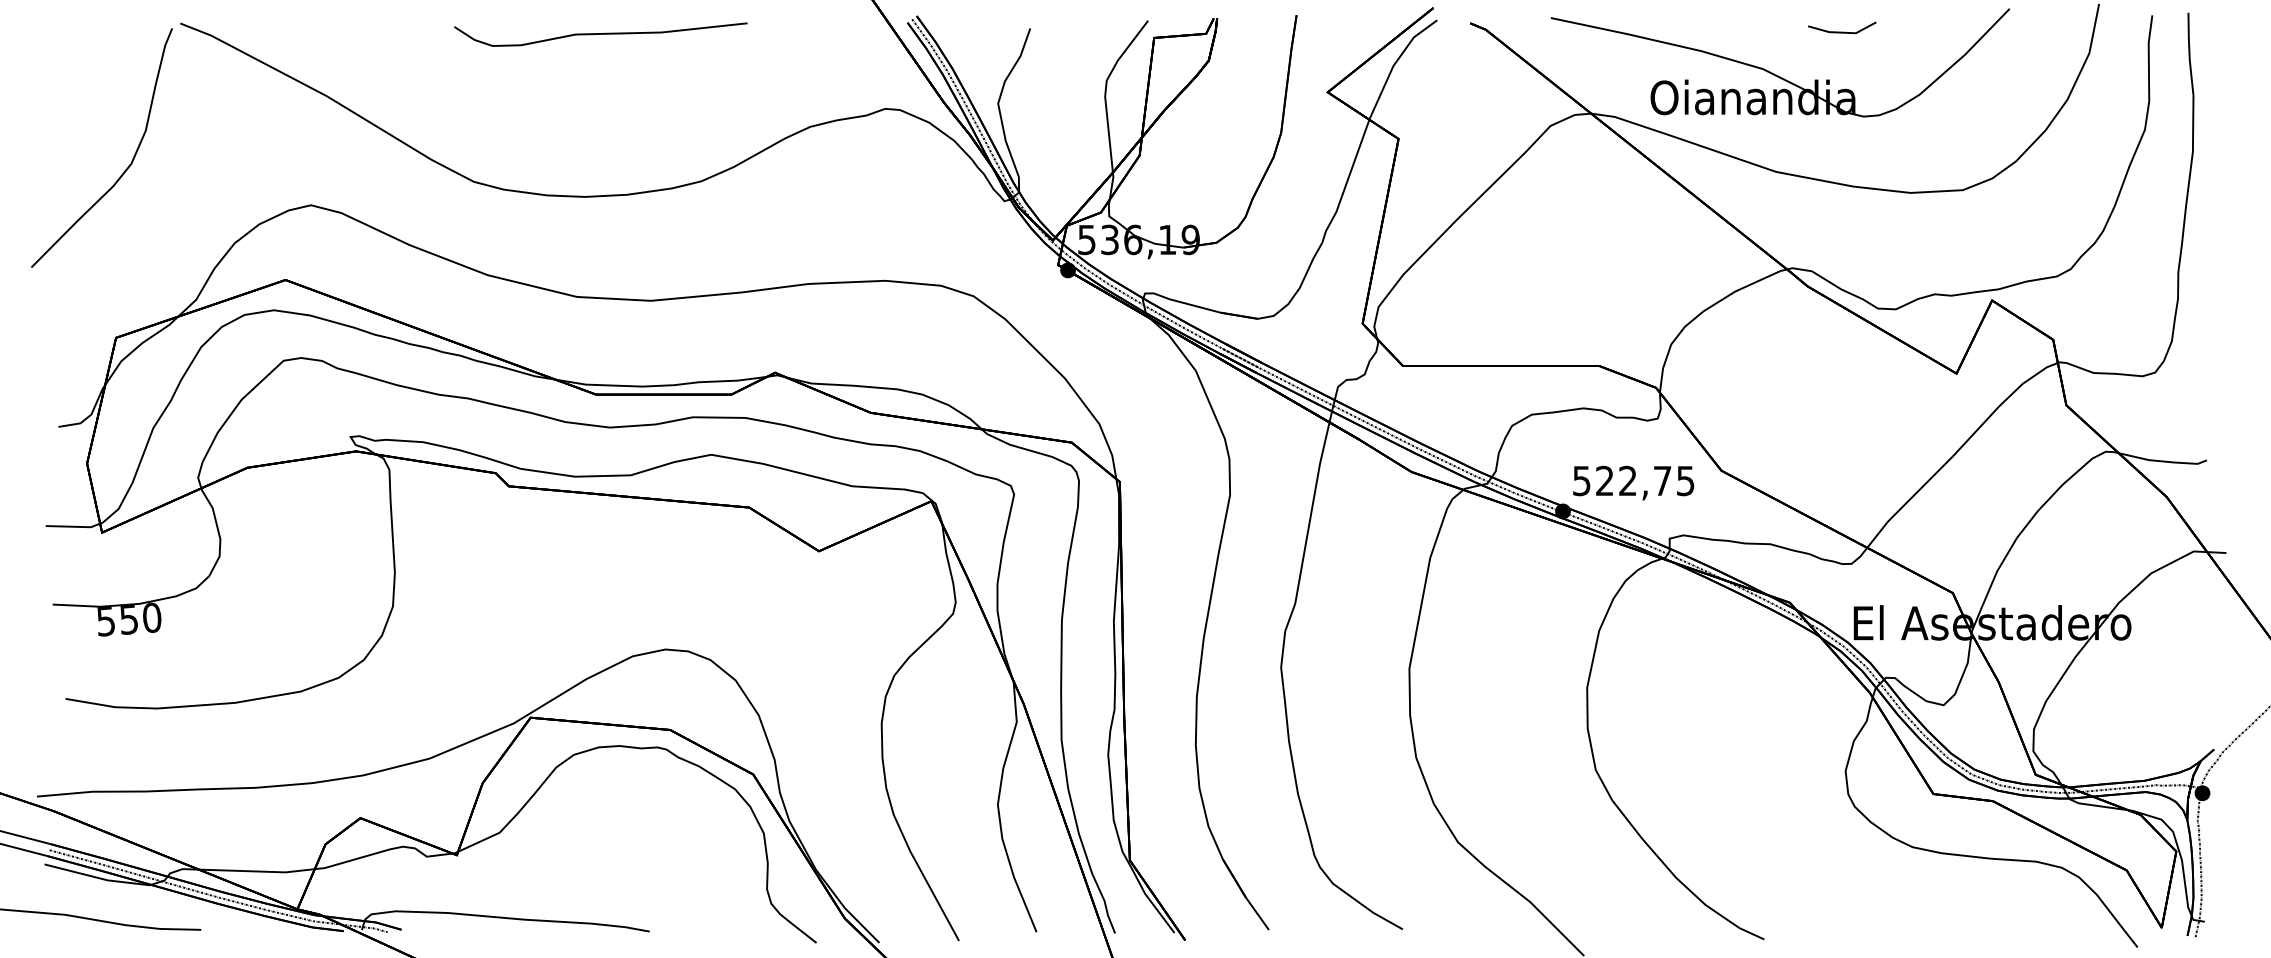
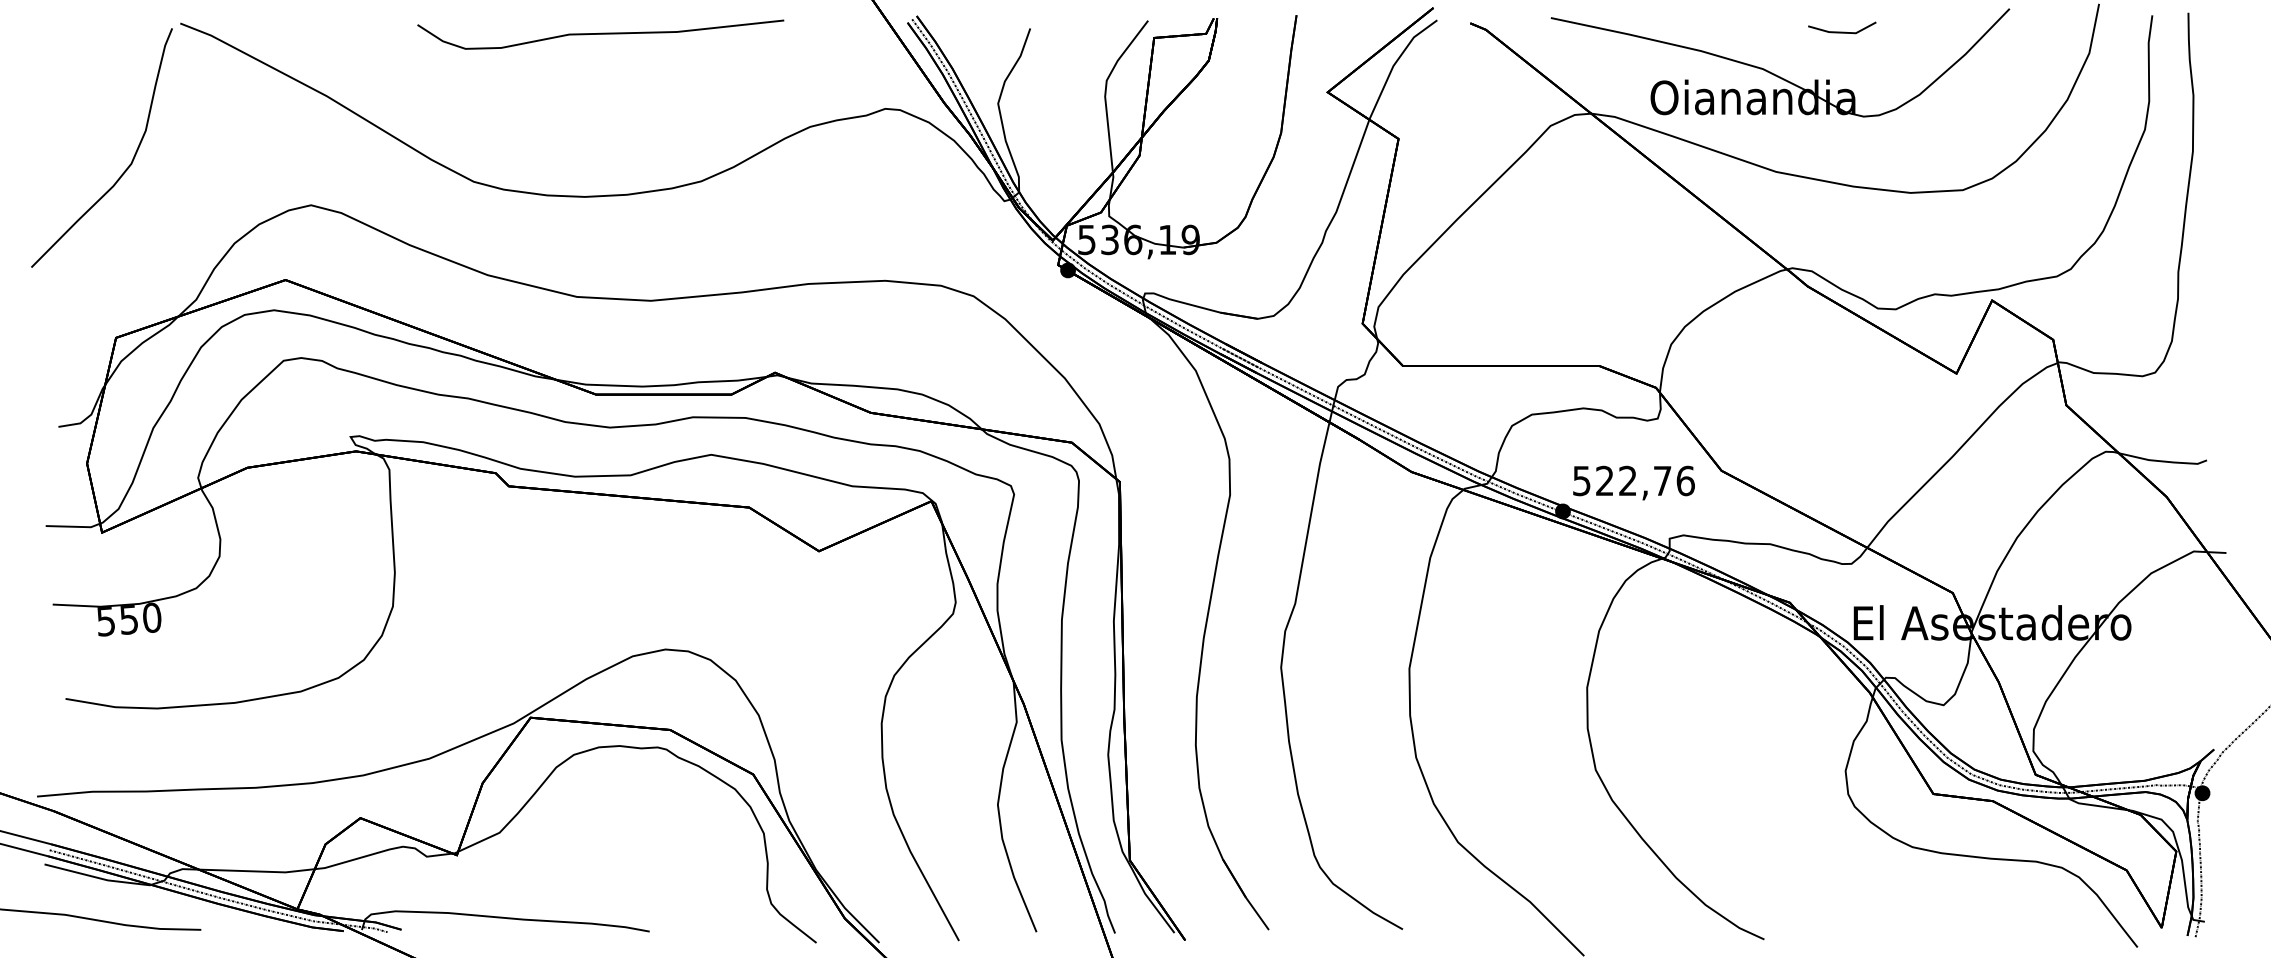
part size: 294x25 px -> 368x31 px (600, 34)
text: 522,75 -> 522,76 (1685, 480)
